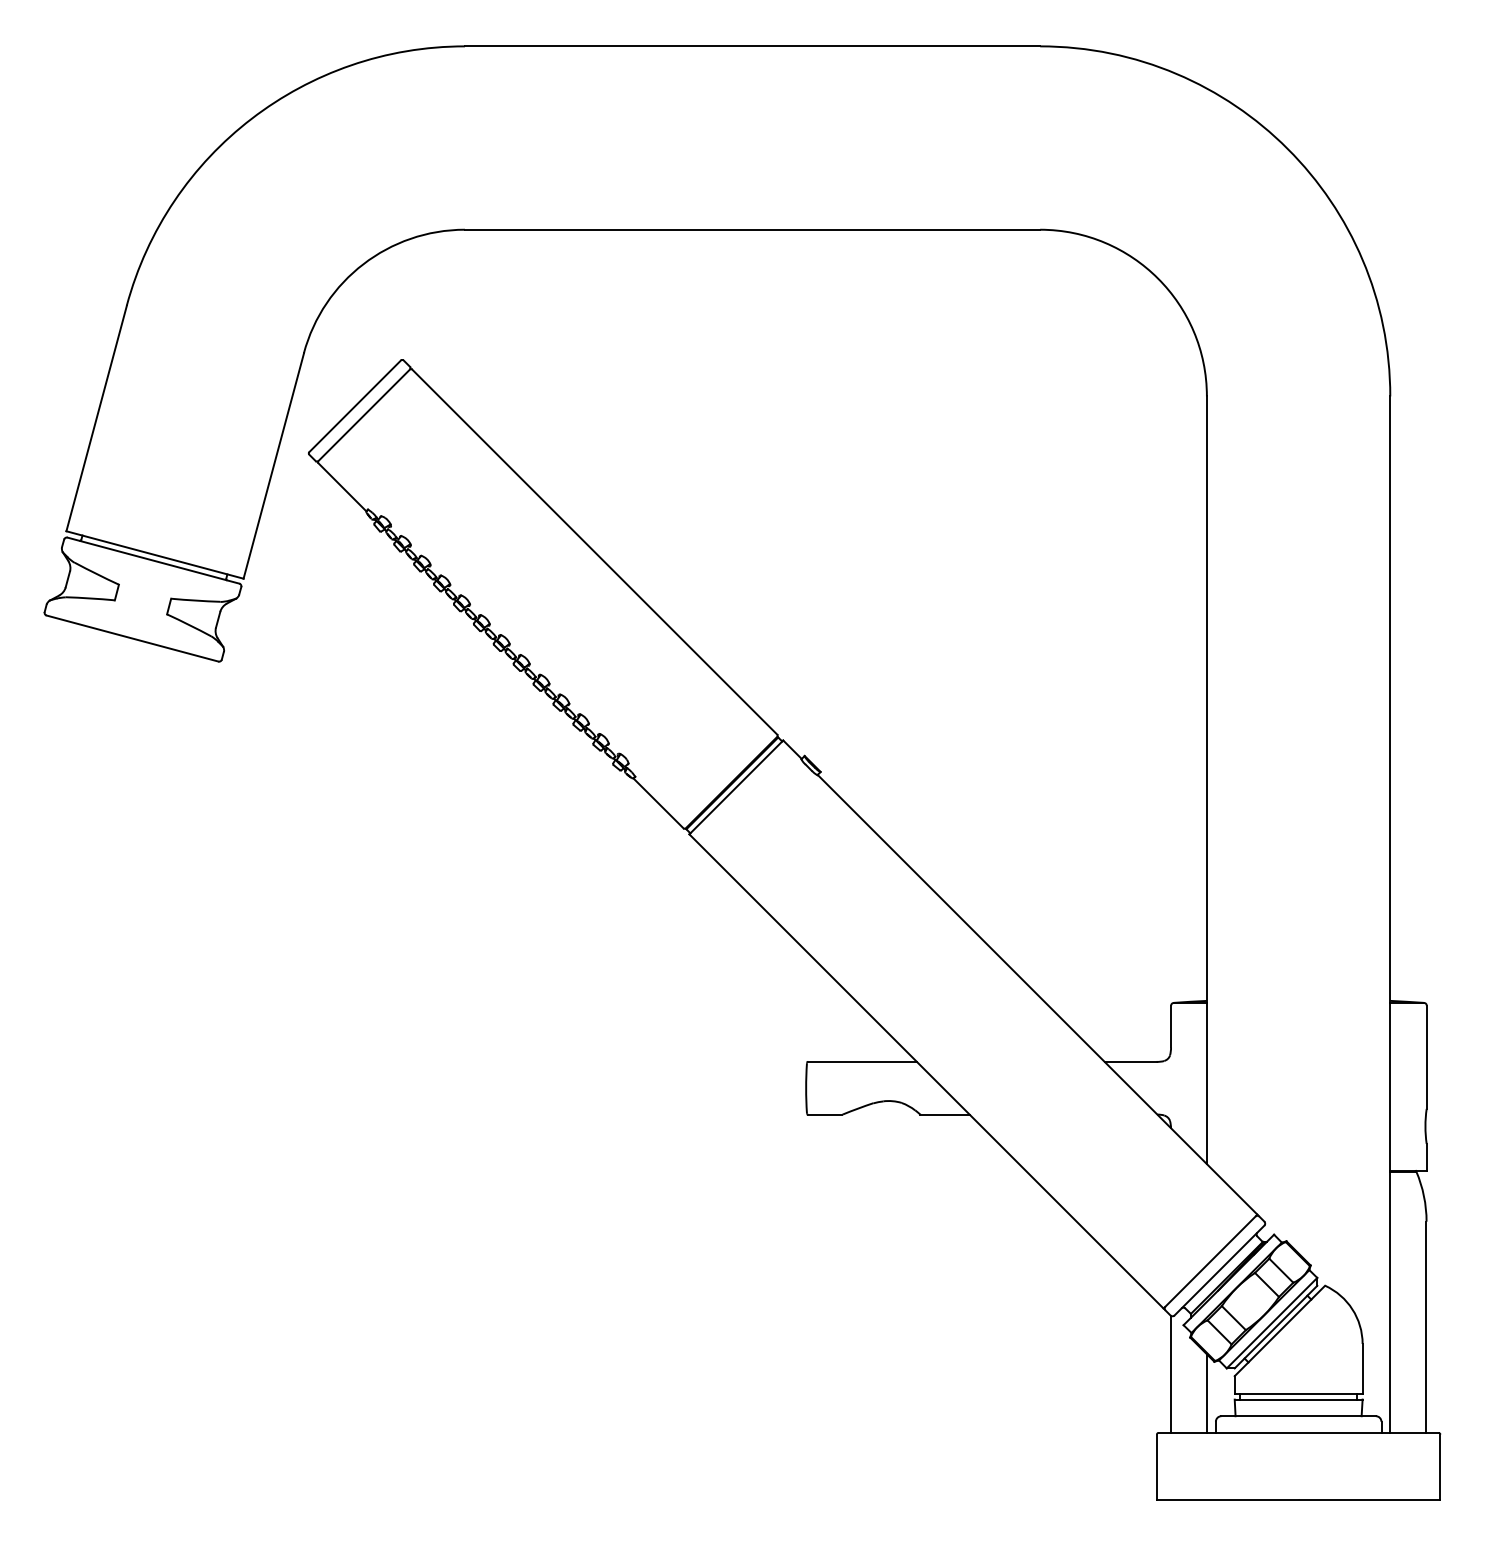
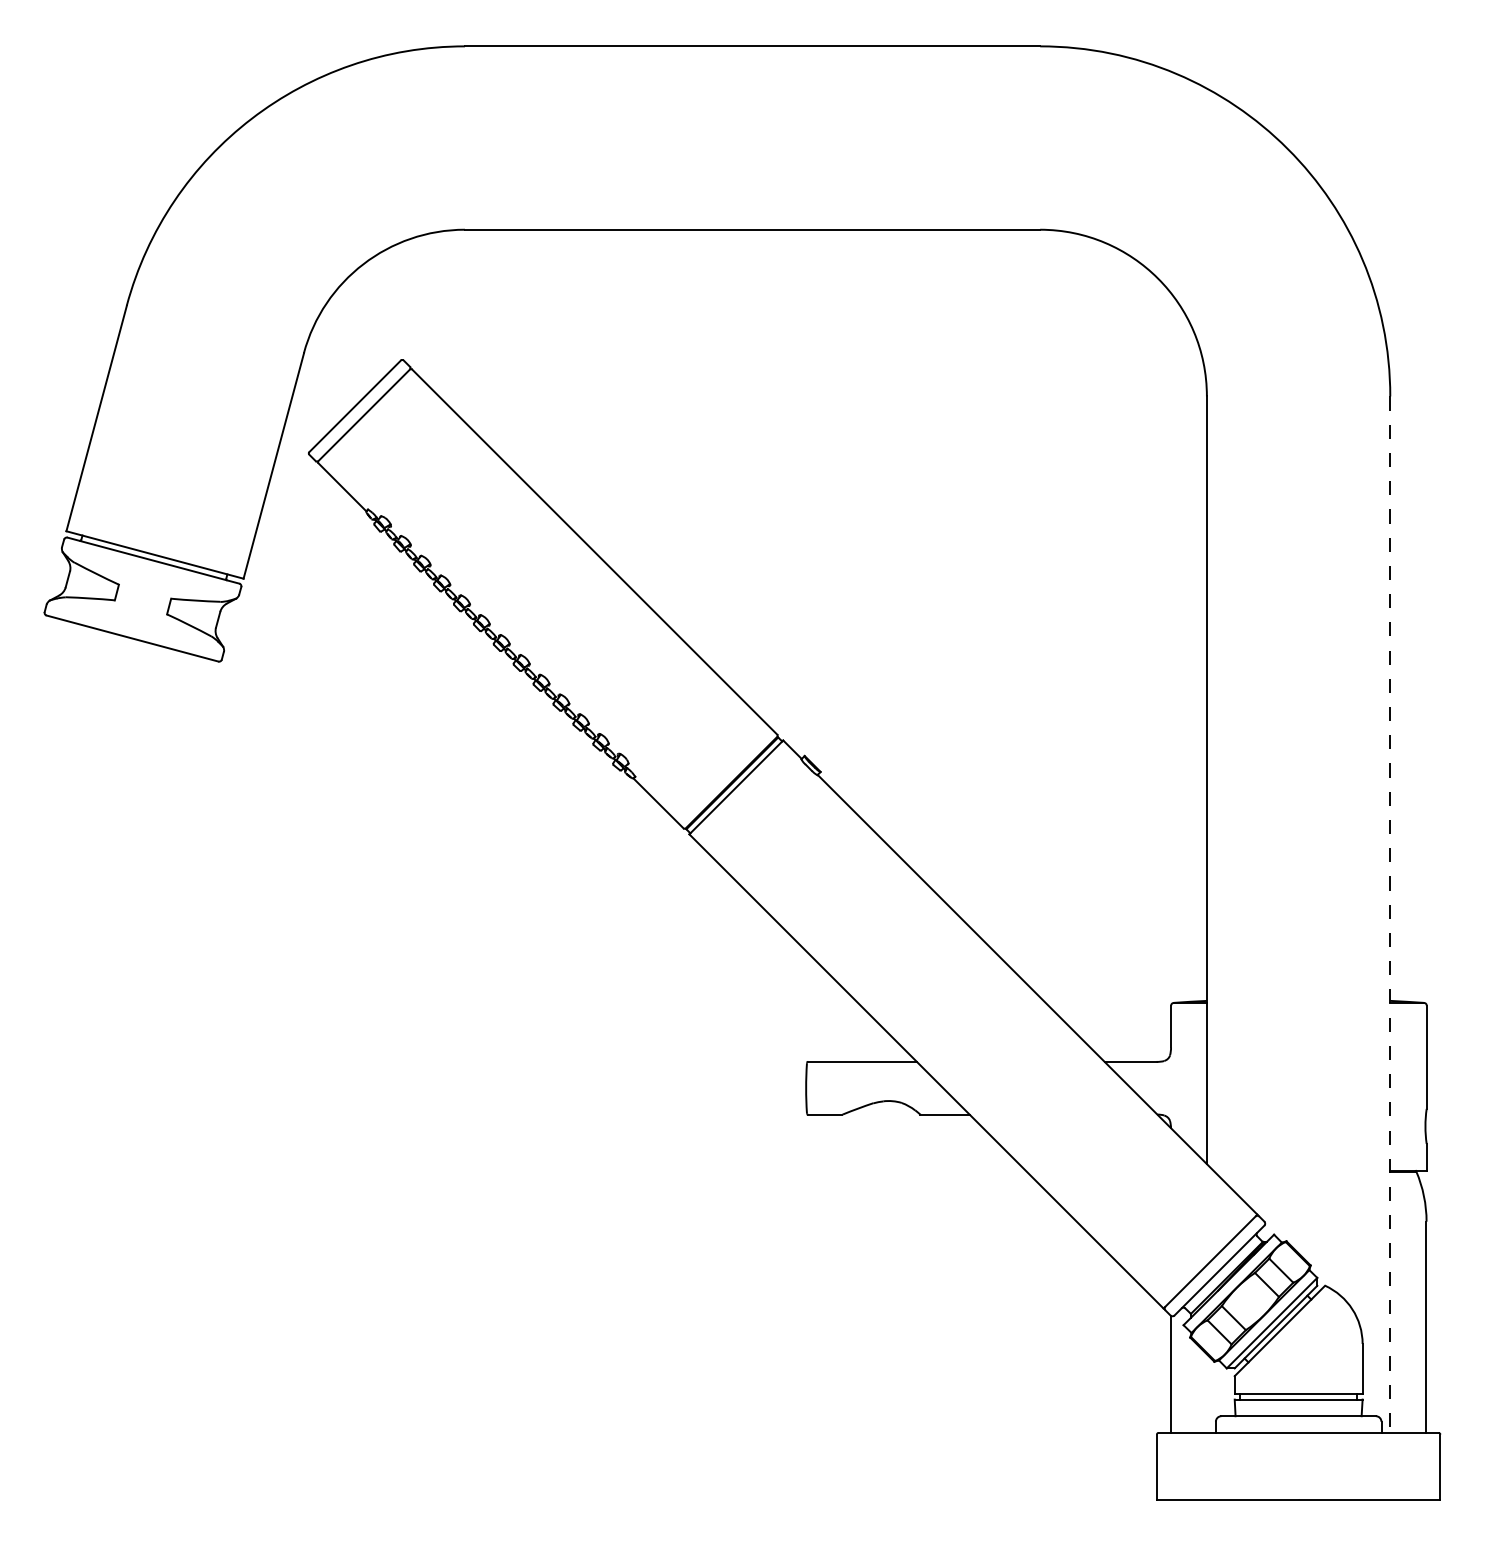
line: solid -> dashed (1390, 915)
line: present -> none (1206, 1393)
